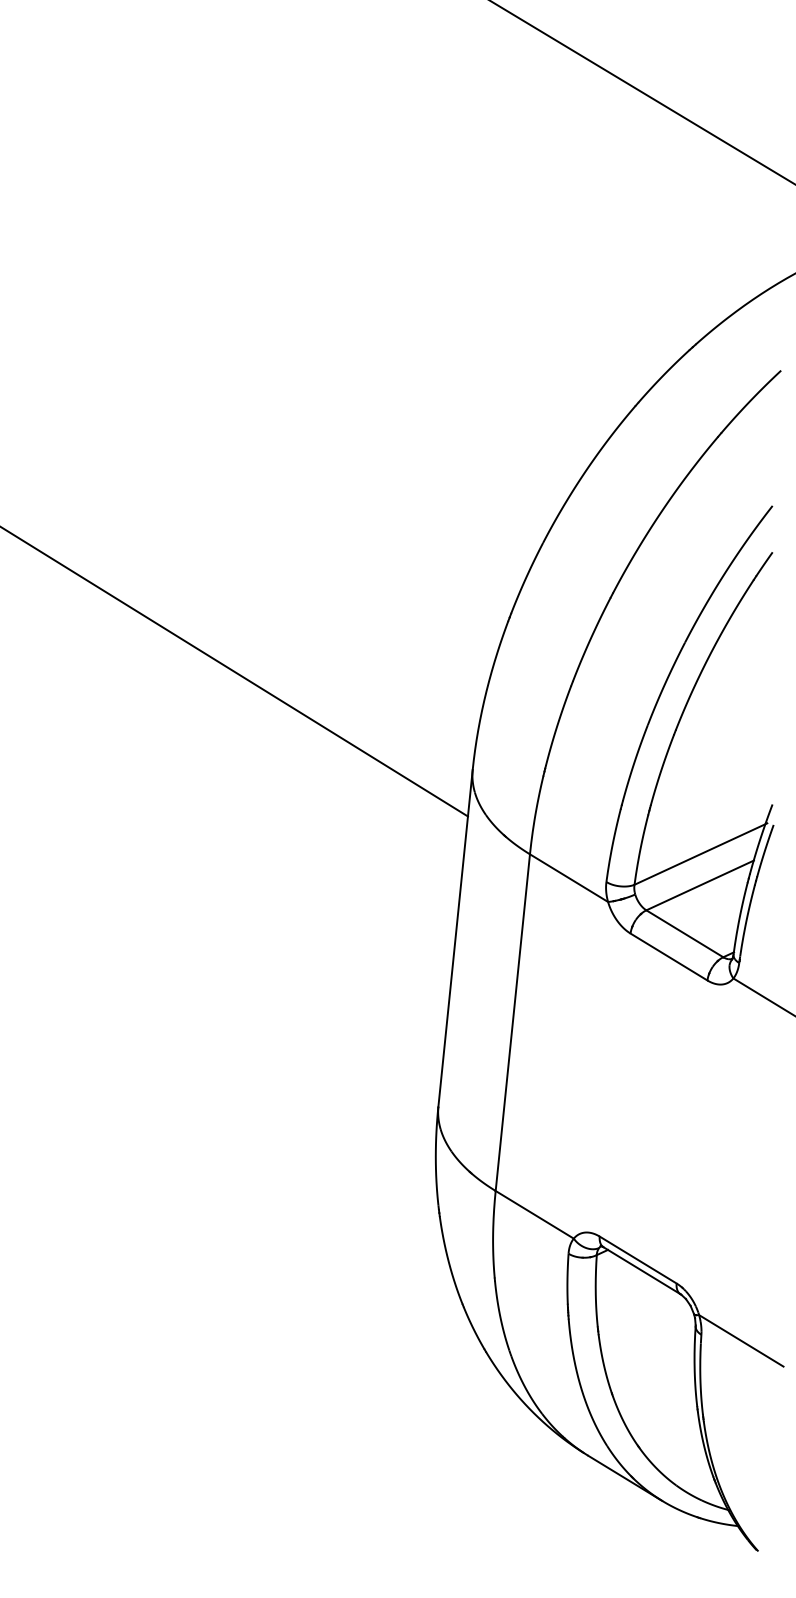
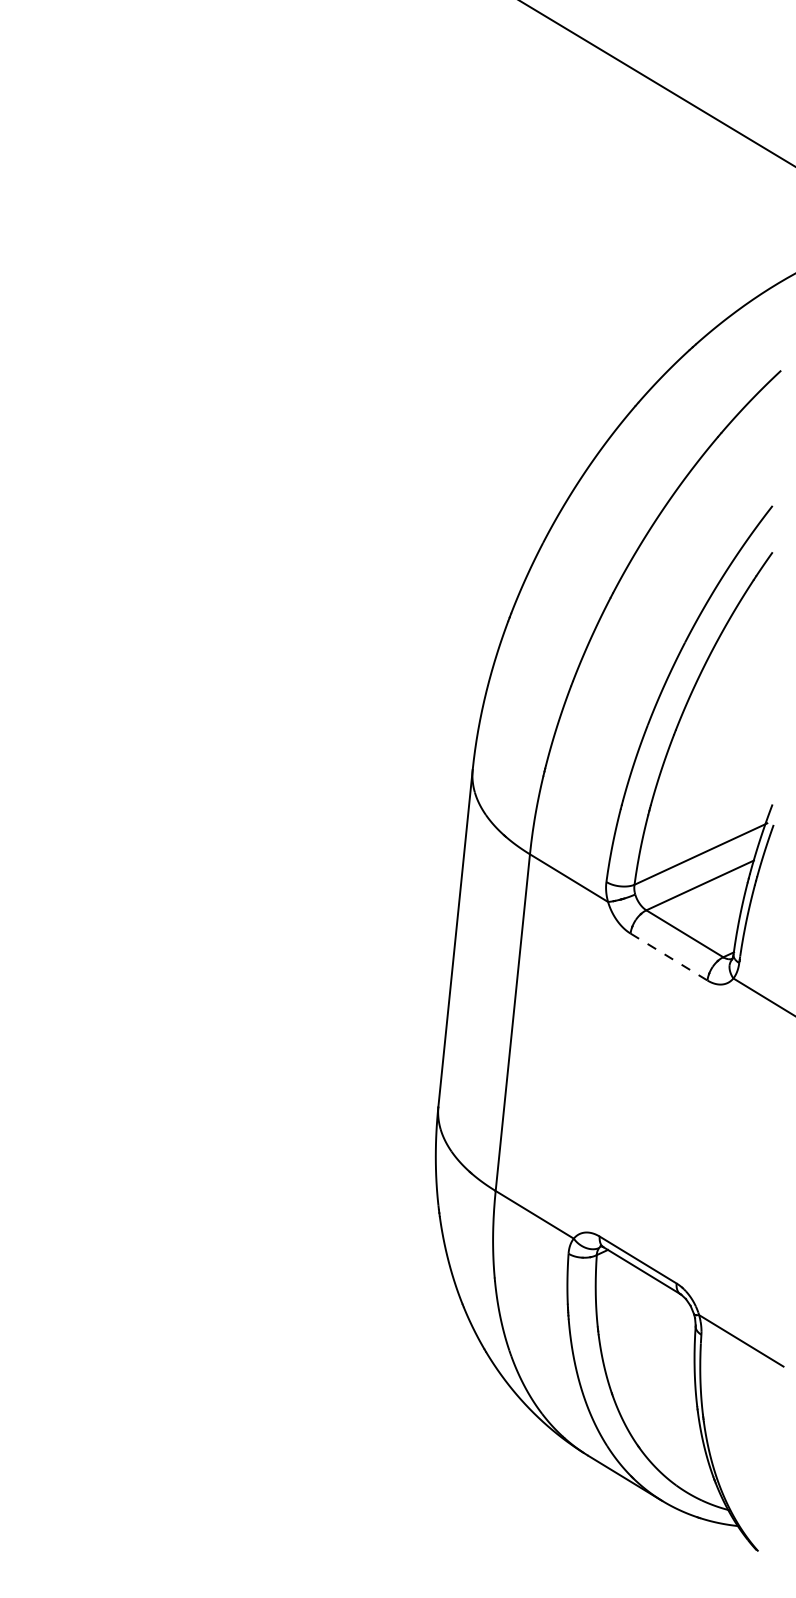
line position: (642, 92) -> (657, 83) (657, 83)
line: present -> none (234, 672)
line: solid -> dashed (669, 957)
